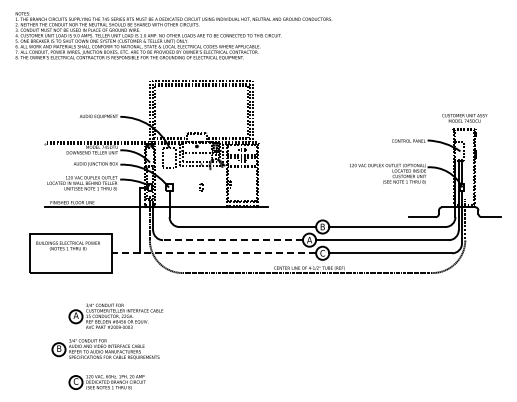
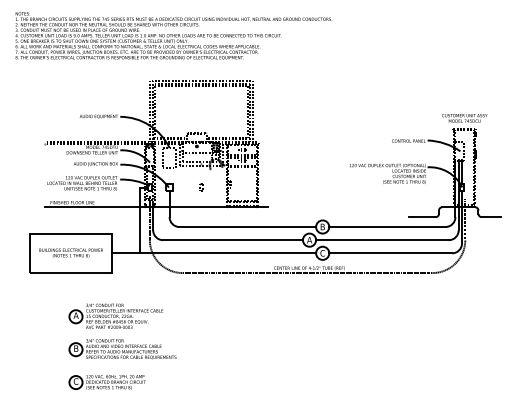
line: dashed -> solid (233, 240)
text position: (67, 245) -> (70, 252) (70, 252)
line: dashed -> solid (214, 253)
part position: (105, 349) -> (122, 349) (122, 349)
